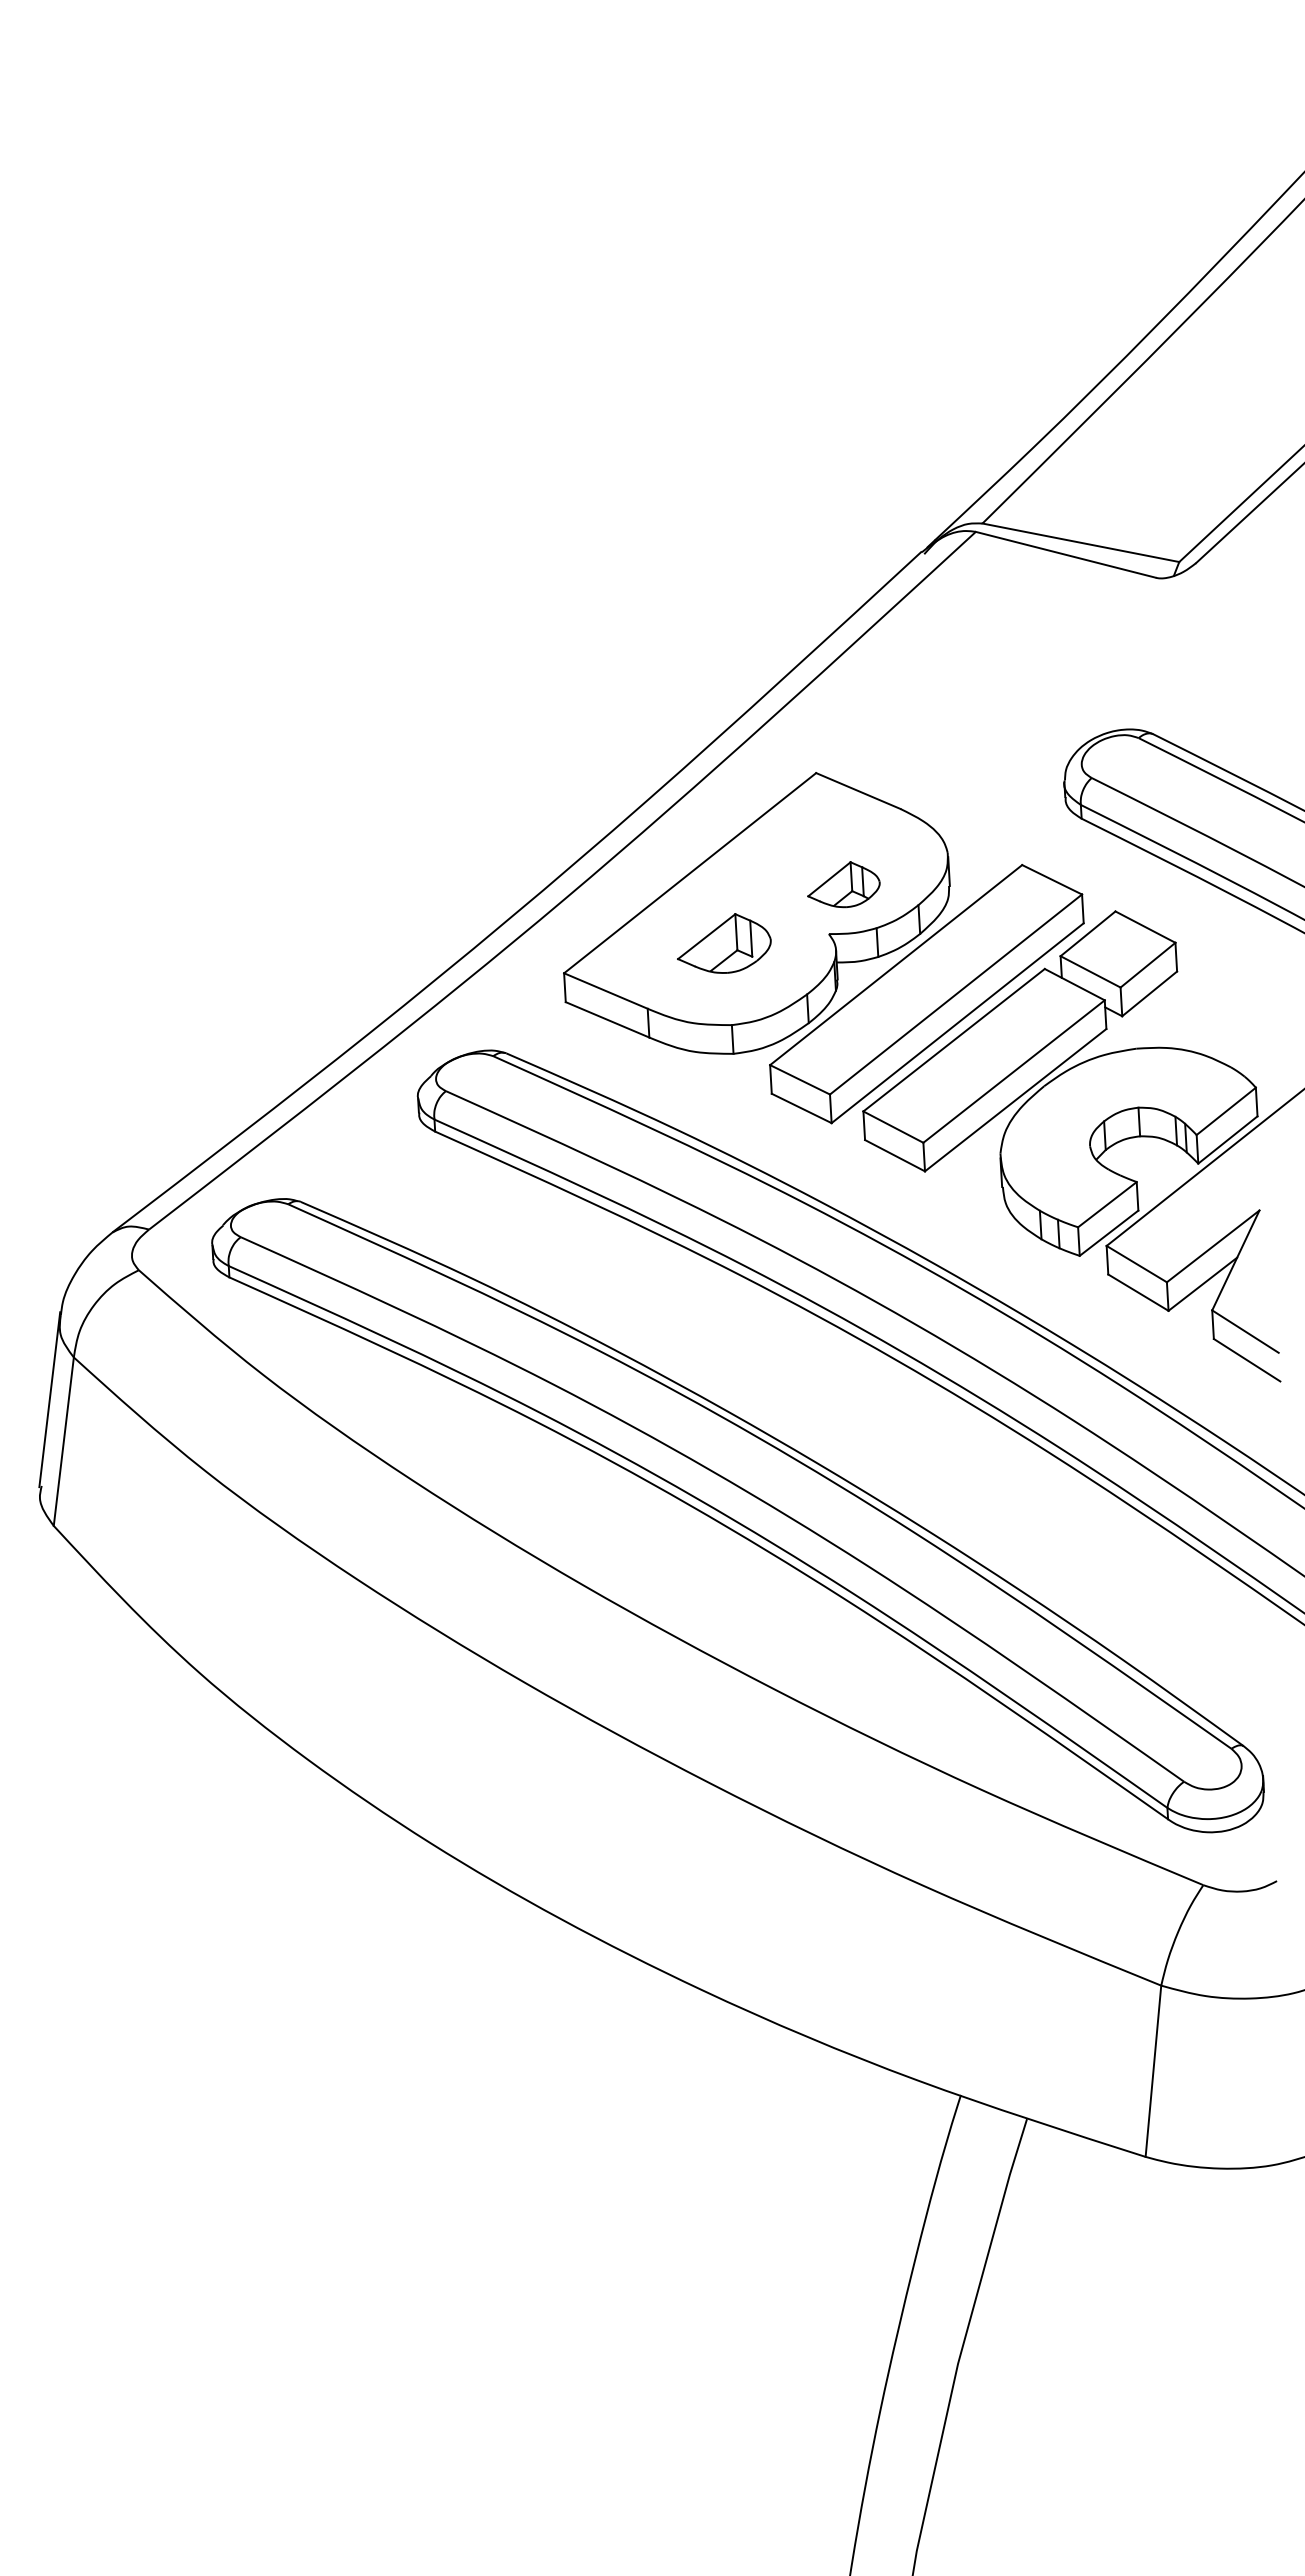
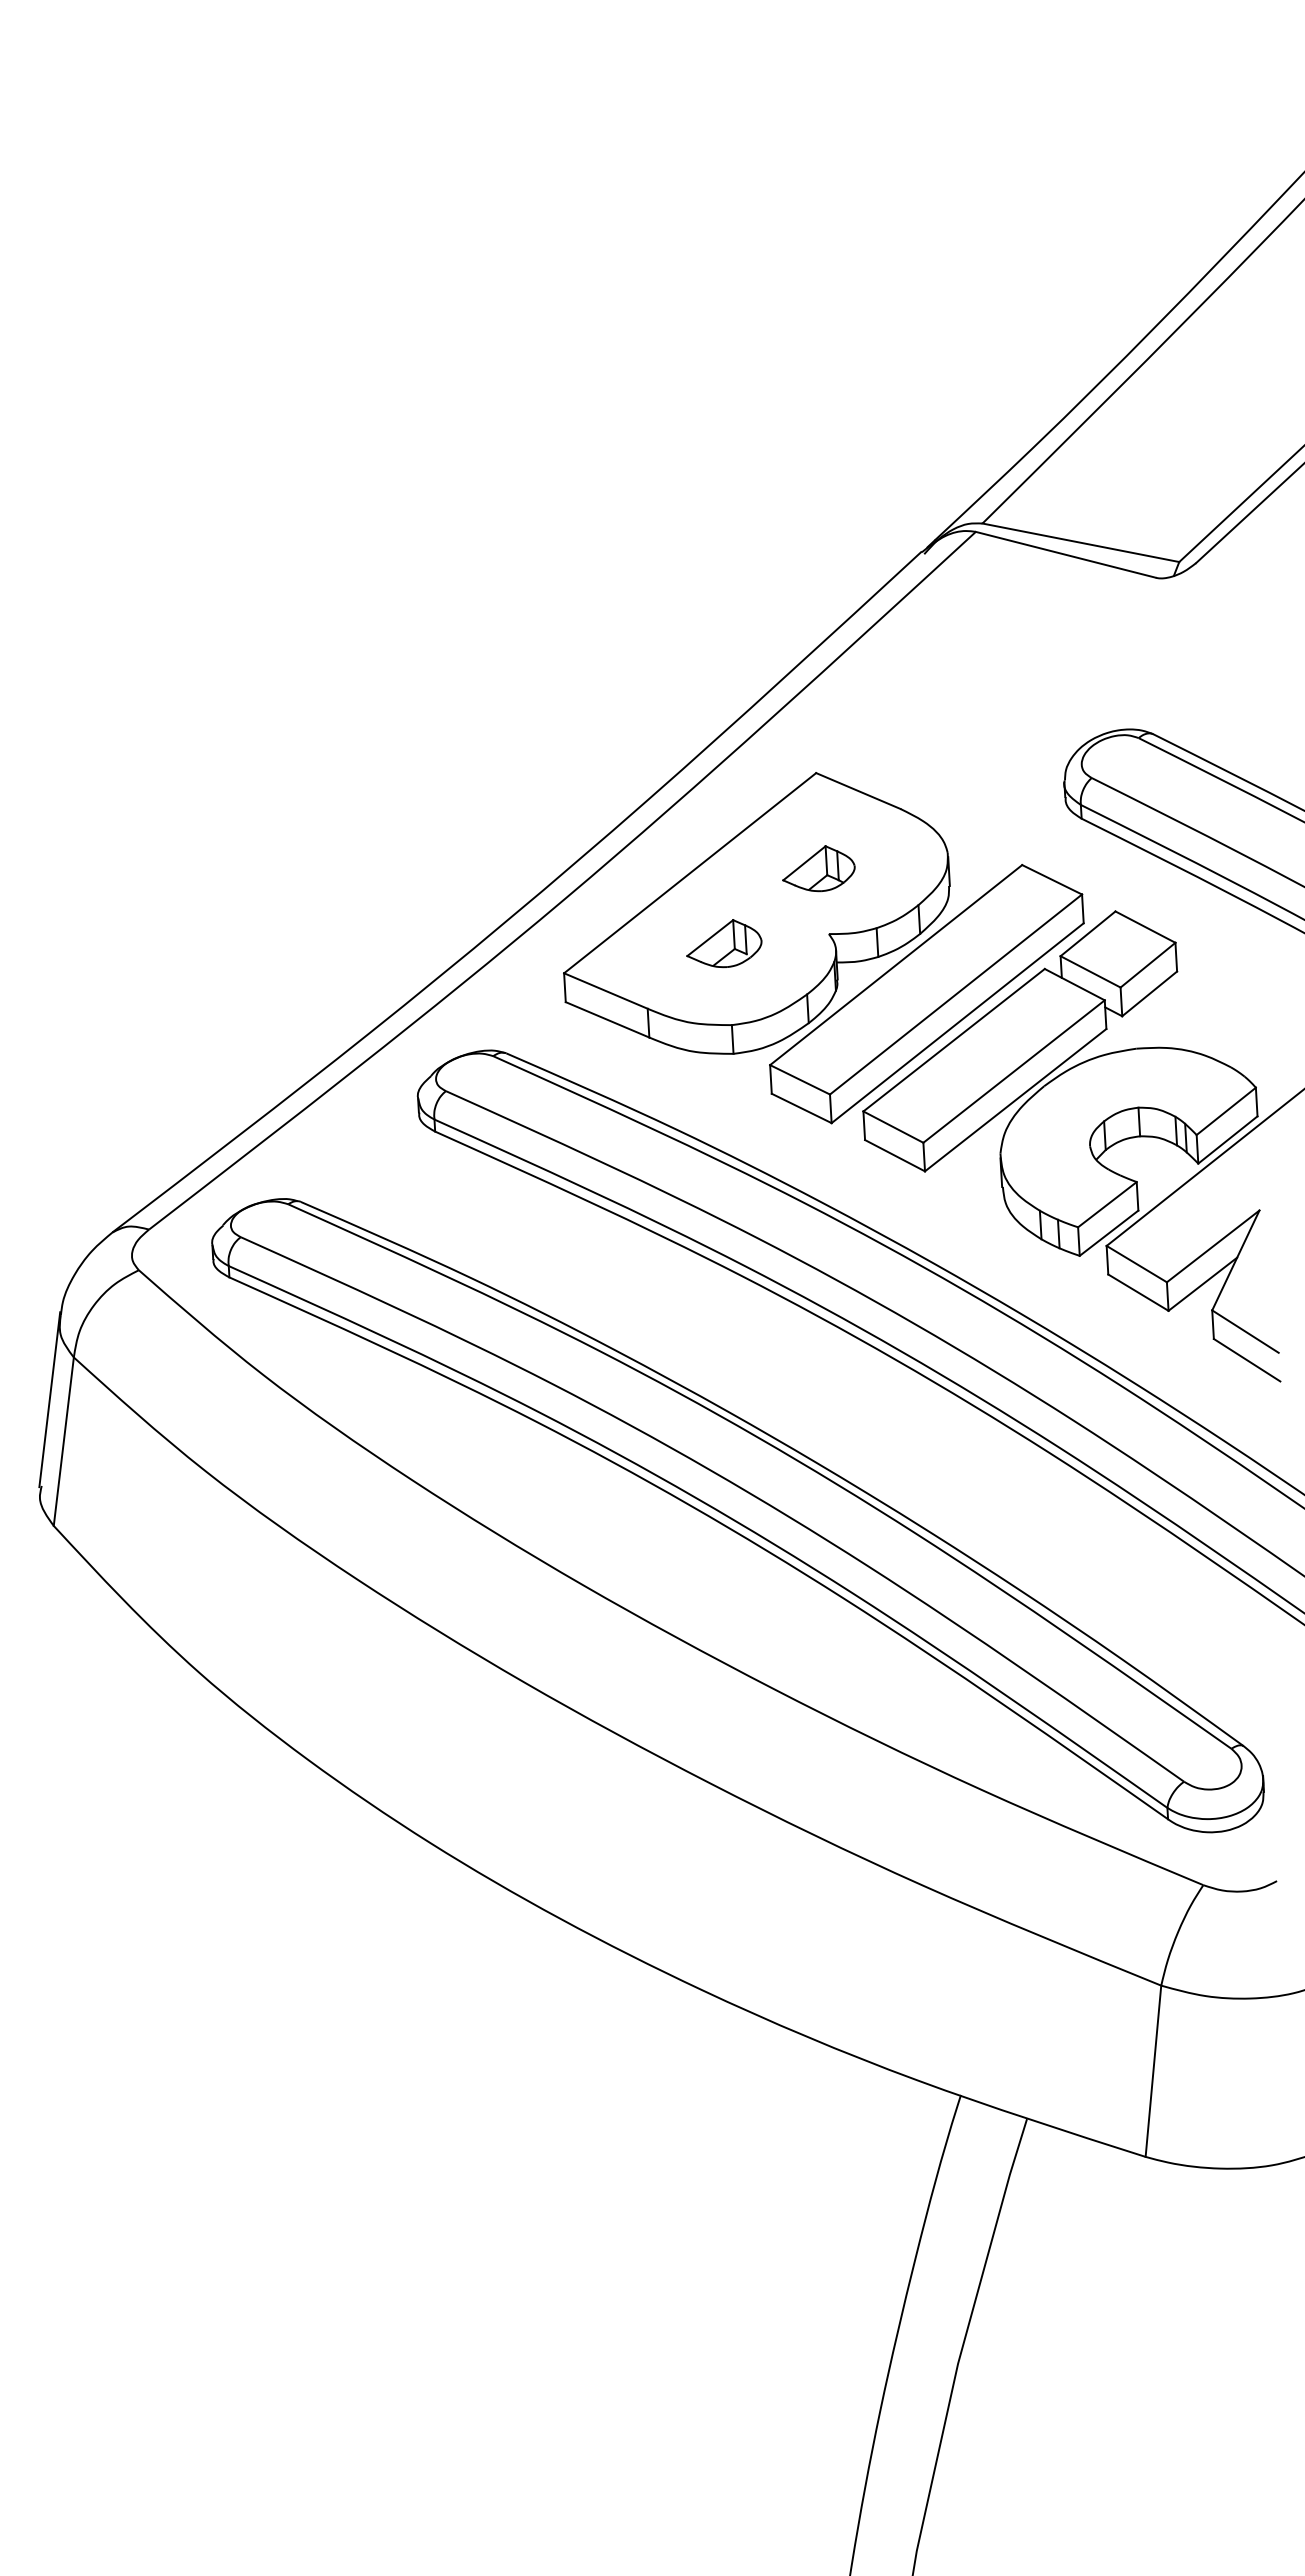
part position: (843, 884) -> (818, 868) (818, 868)
part size: 95x61 px -> 77x50 px (724, 943)
